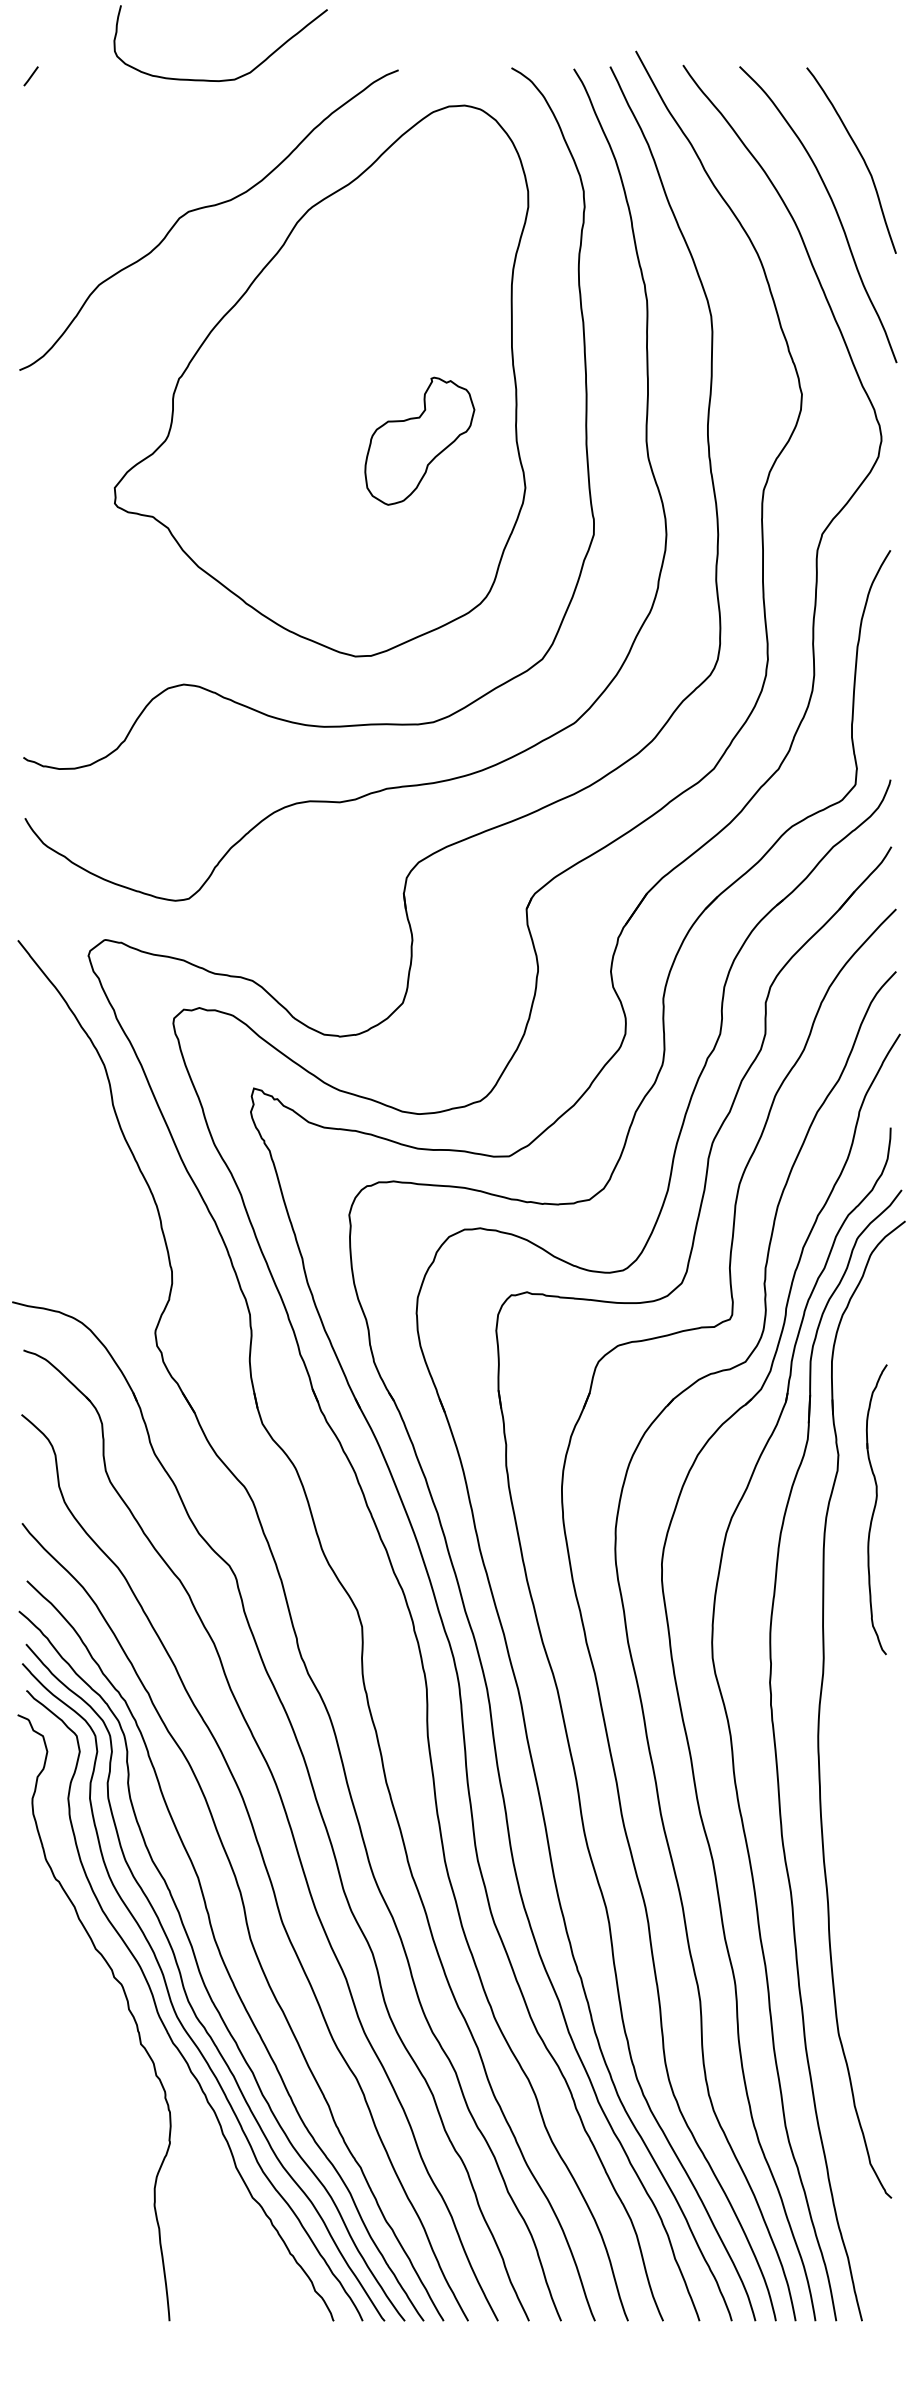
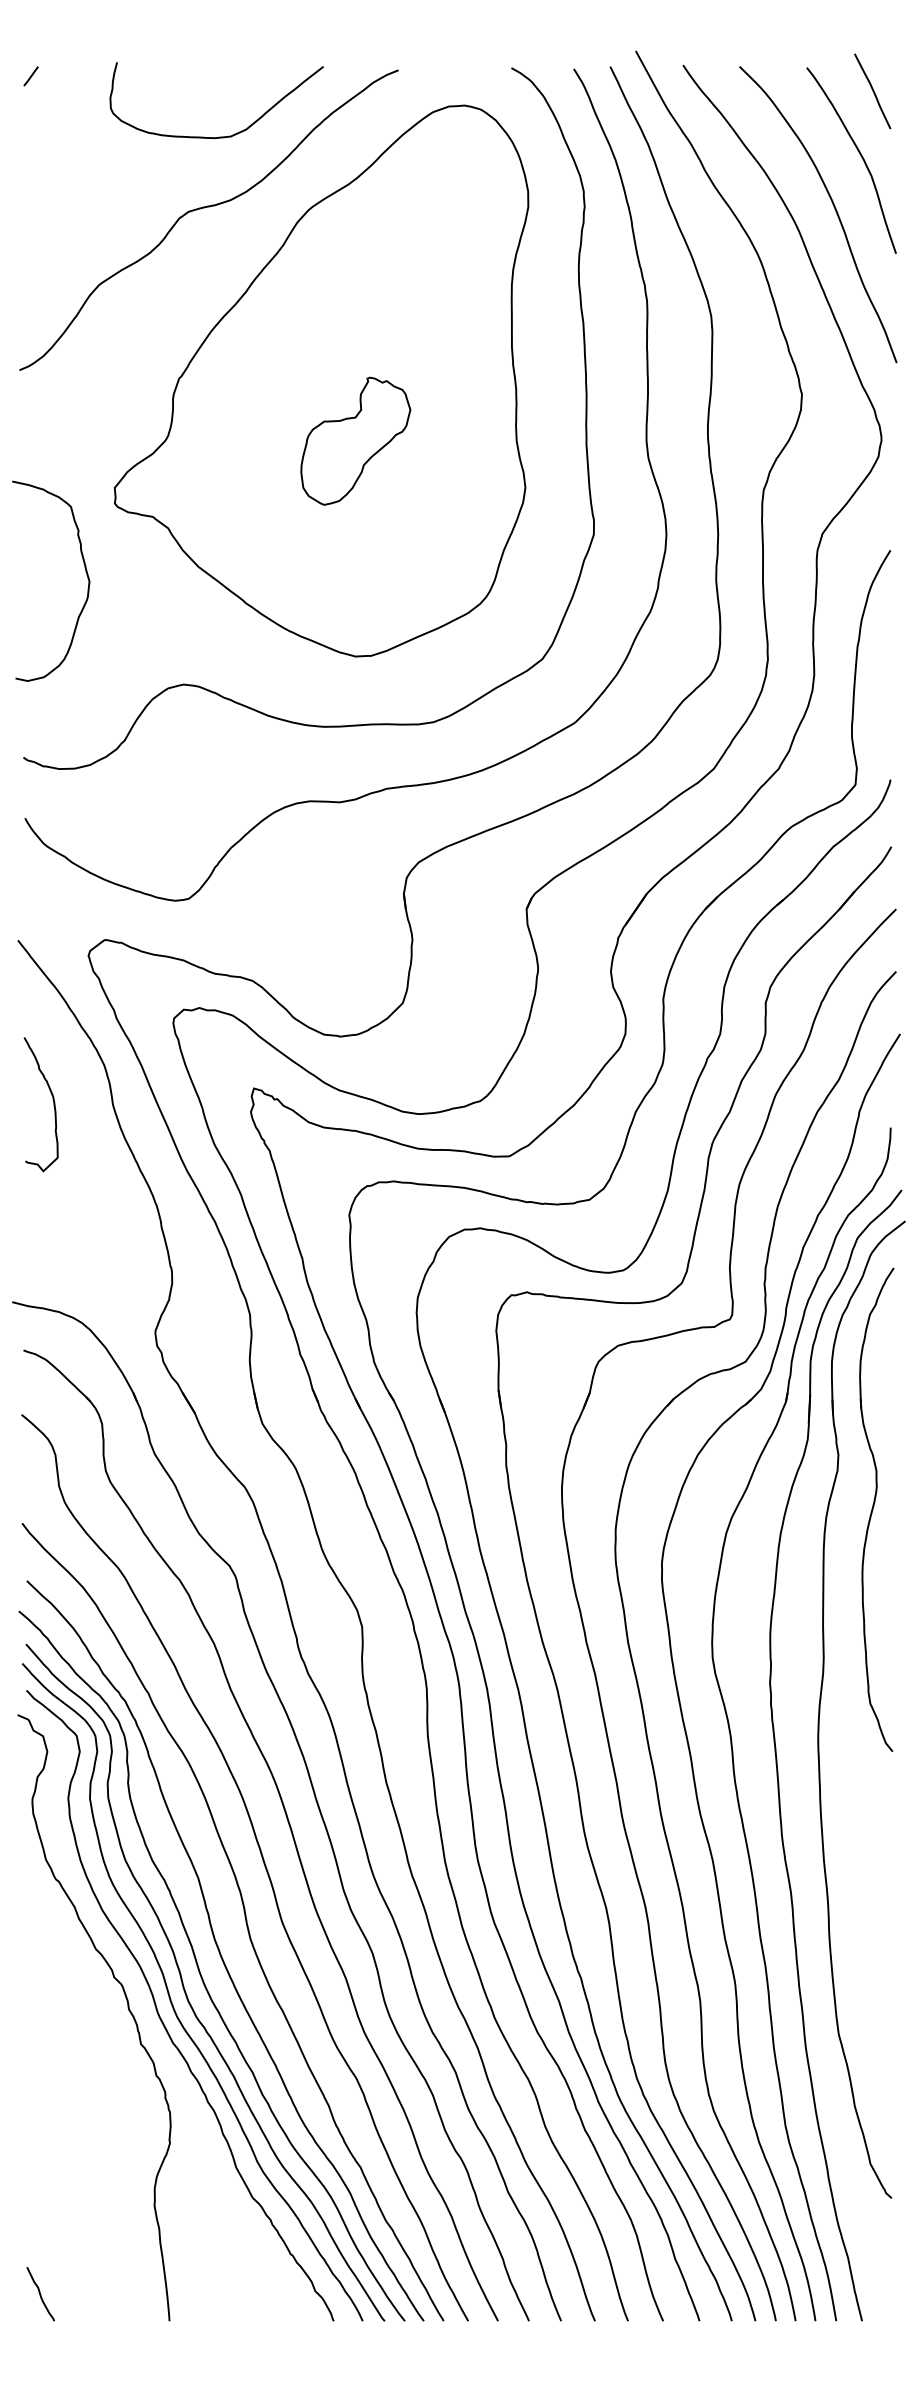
curve position: (222, 79) -> (218, 136) (218, 136)
curve: none -> present (872, 91)
part position: (419, 440) -> (355, 440) (355, 440)
curve: none -> present (84, 568)
curve: none -> present (52, 1099)
part size: 22x292 px -> 36x485 px (876, 1509)
curve: none -> present (40, 2294)
